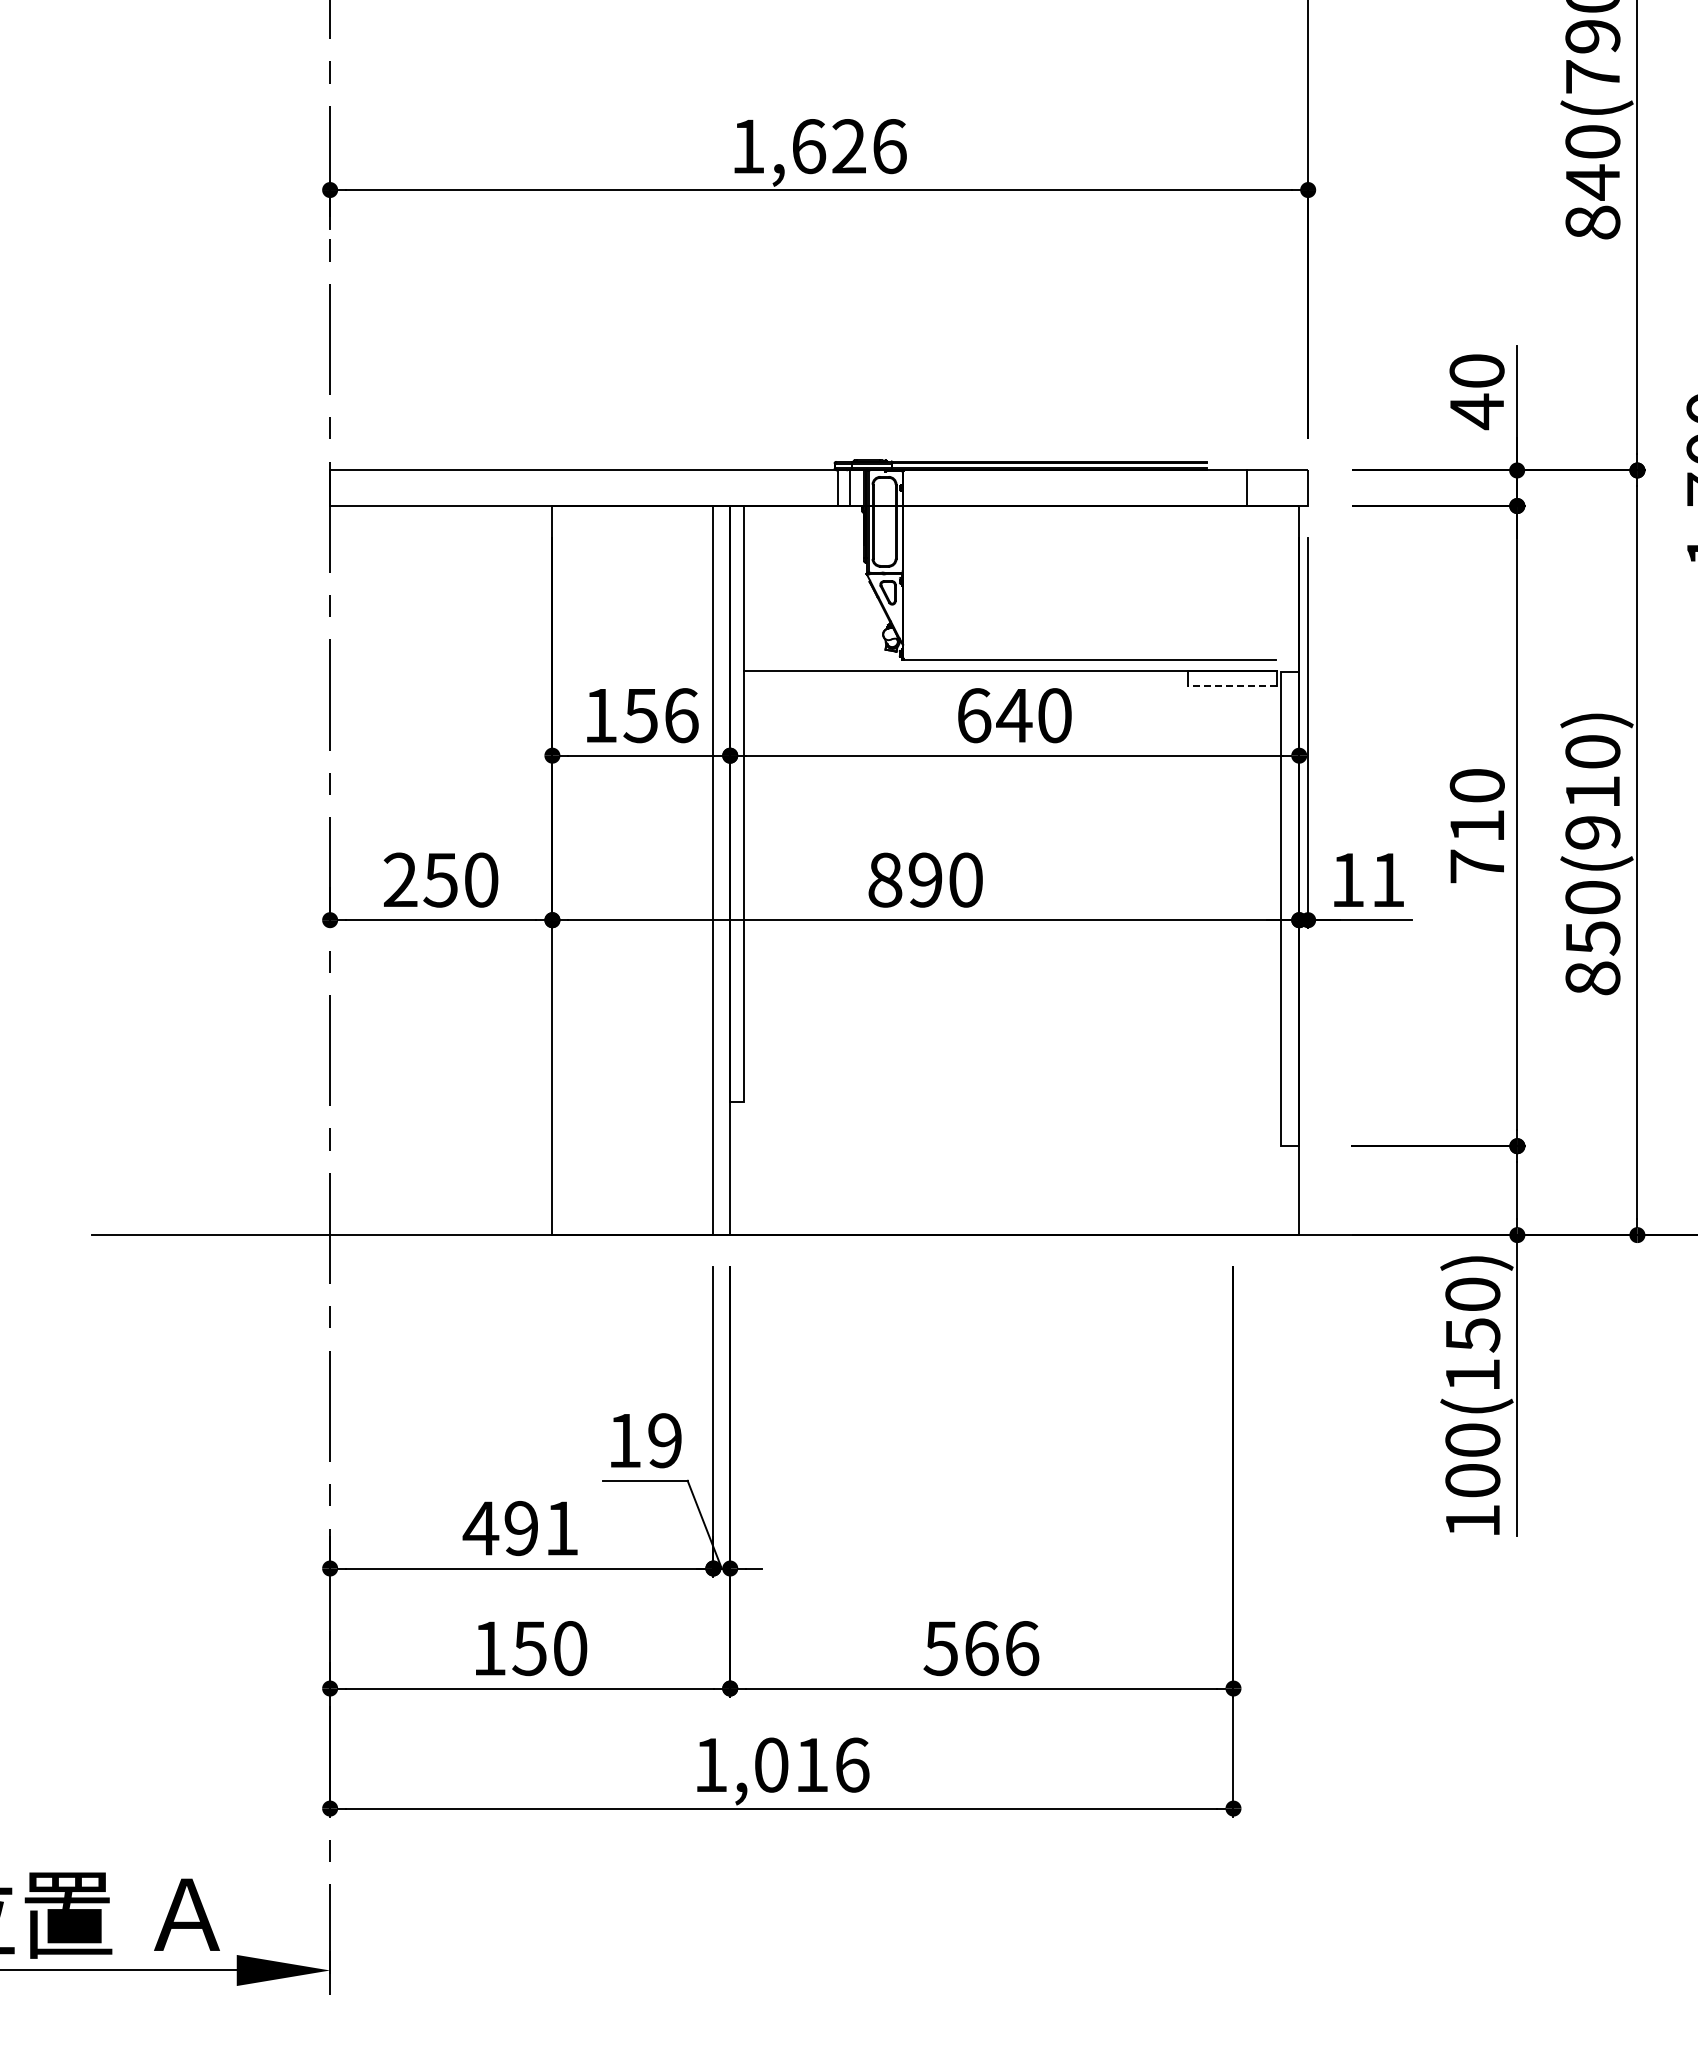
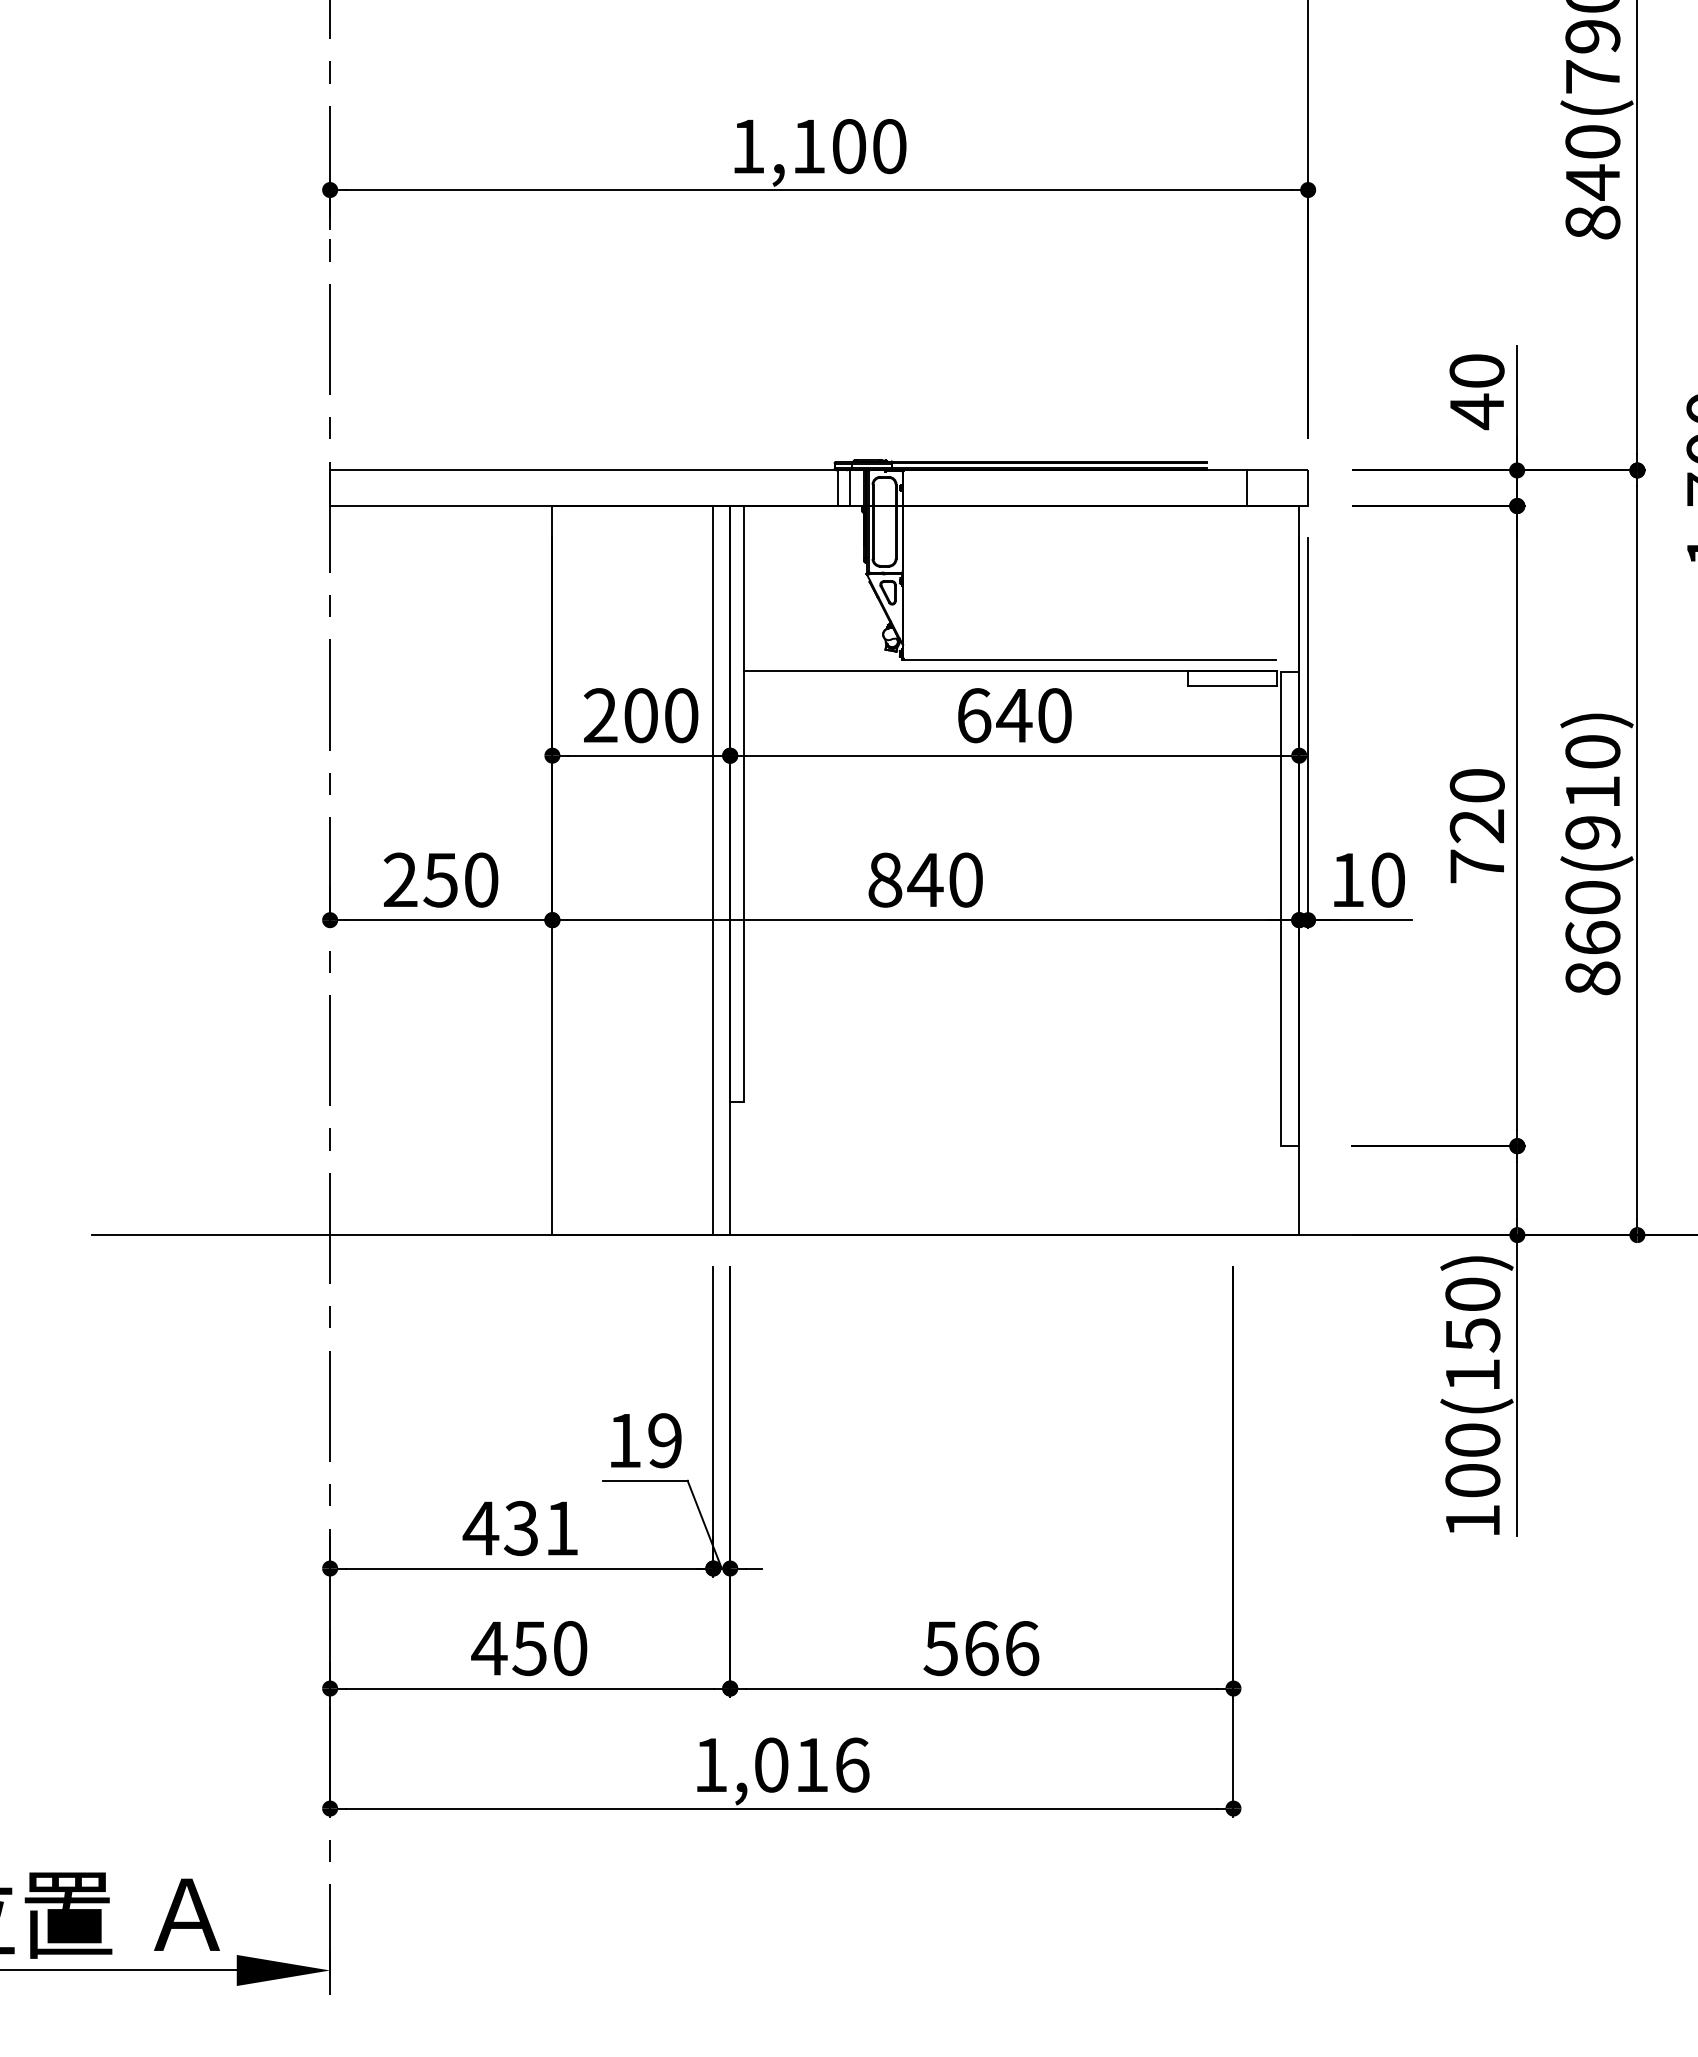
text: 1,626 -> 1,100 (849, 146)
line: dashed -> solid (1232, 685)
text: 156 -> 200 (640, 715)
text: 710 -> 720 (1476, 826)
text: 890 -> 840 (925, 879)
text: 11 -> 10 (1387, 879)
text: 850(910) -> 860(910) (1592, 938)
text: 491 -> 431 (520, 1528)
text: 150 -> 450 (489, 1648)
